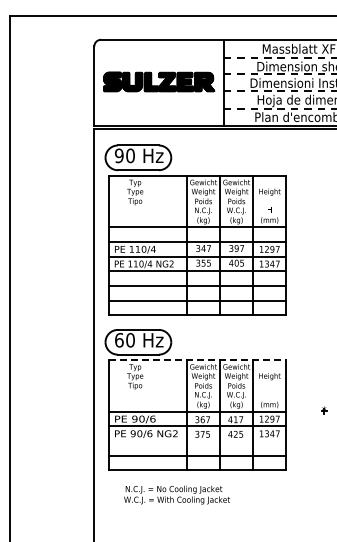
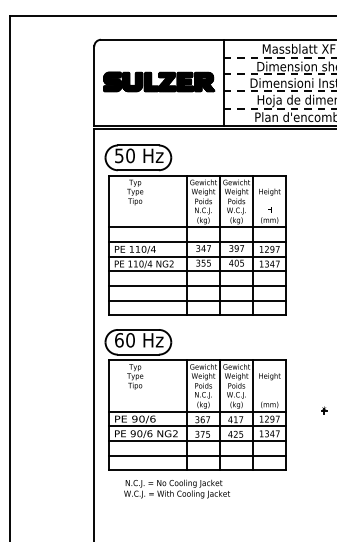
text: 90 -> 50 (118, 155)
line: dashed -> solid (197, 360)
line: none -> present (197, 441)
text position: (176, 494) -> (176, 488) (176, 488)
